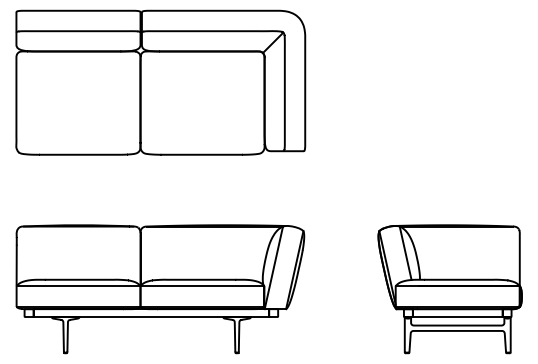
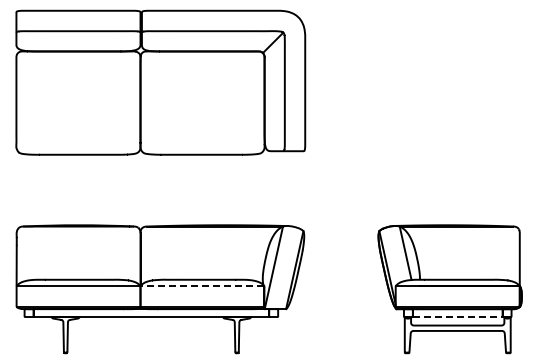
line: solid -> dashed (202, 286)
line: solid -> dashed (457, 316)
